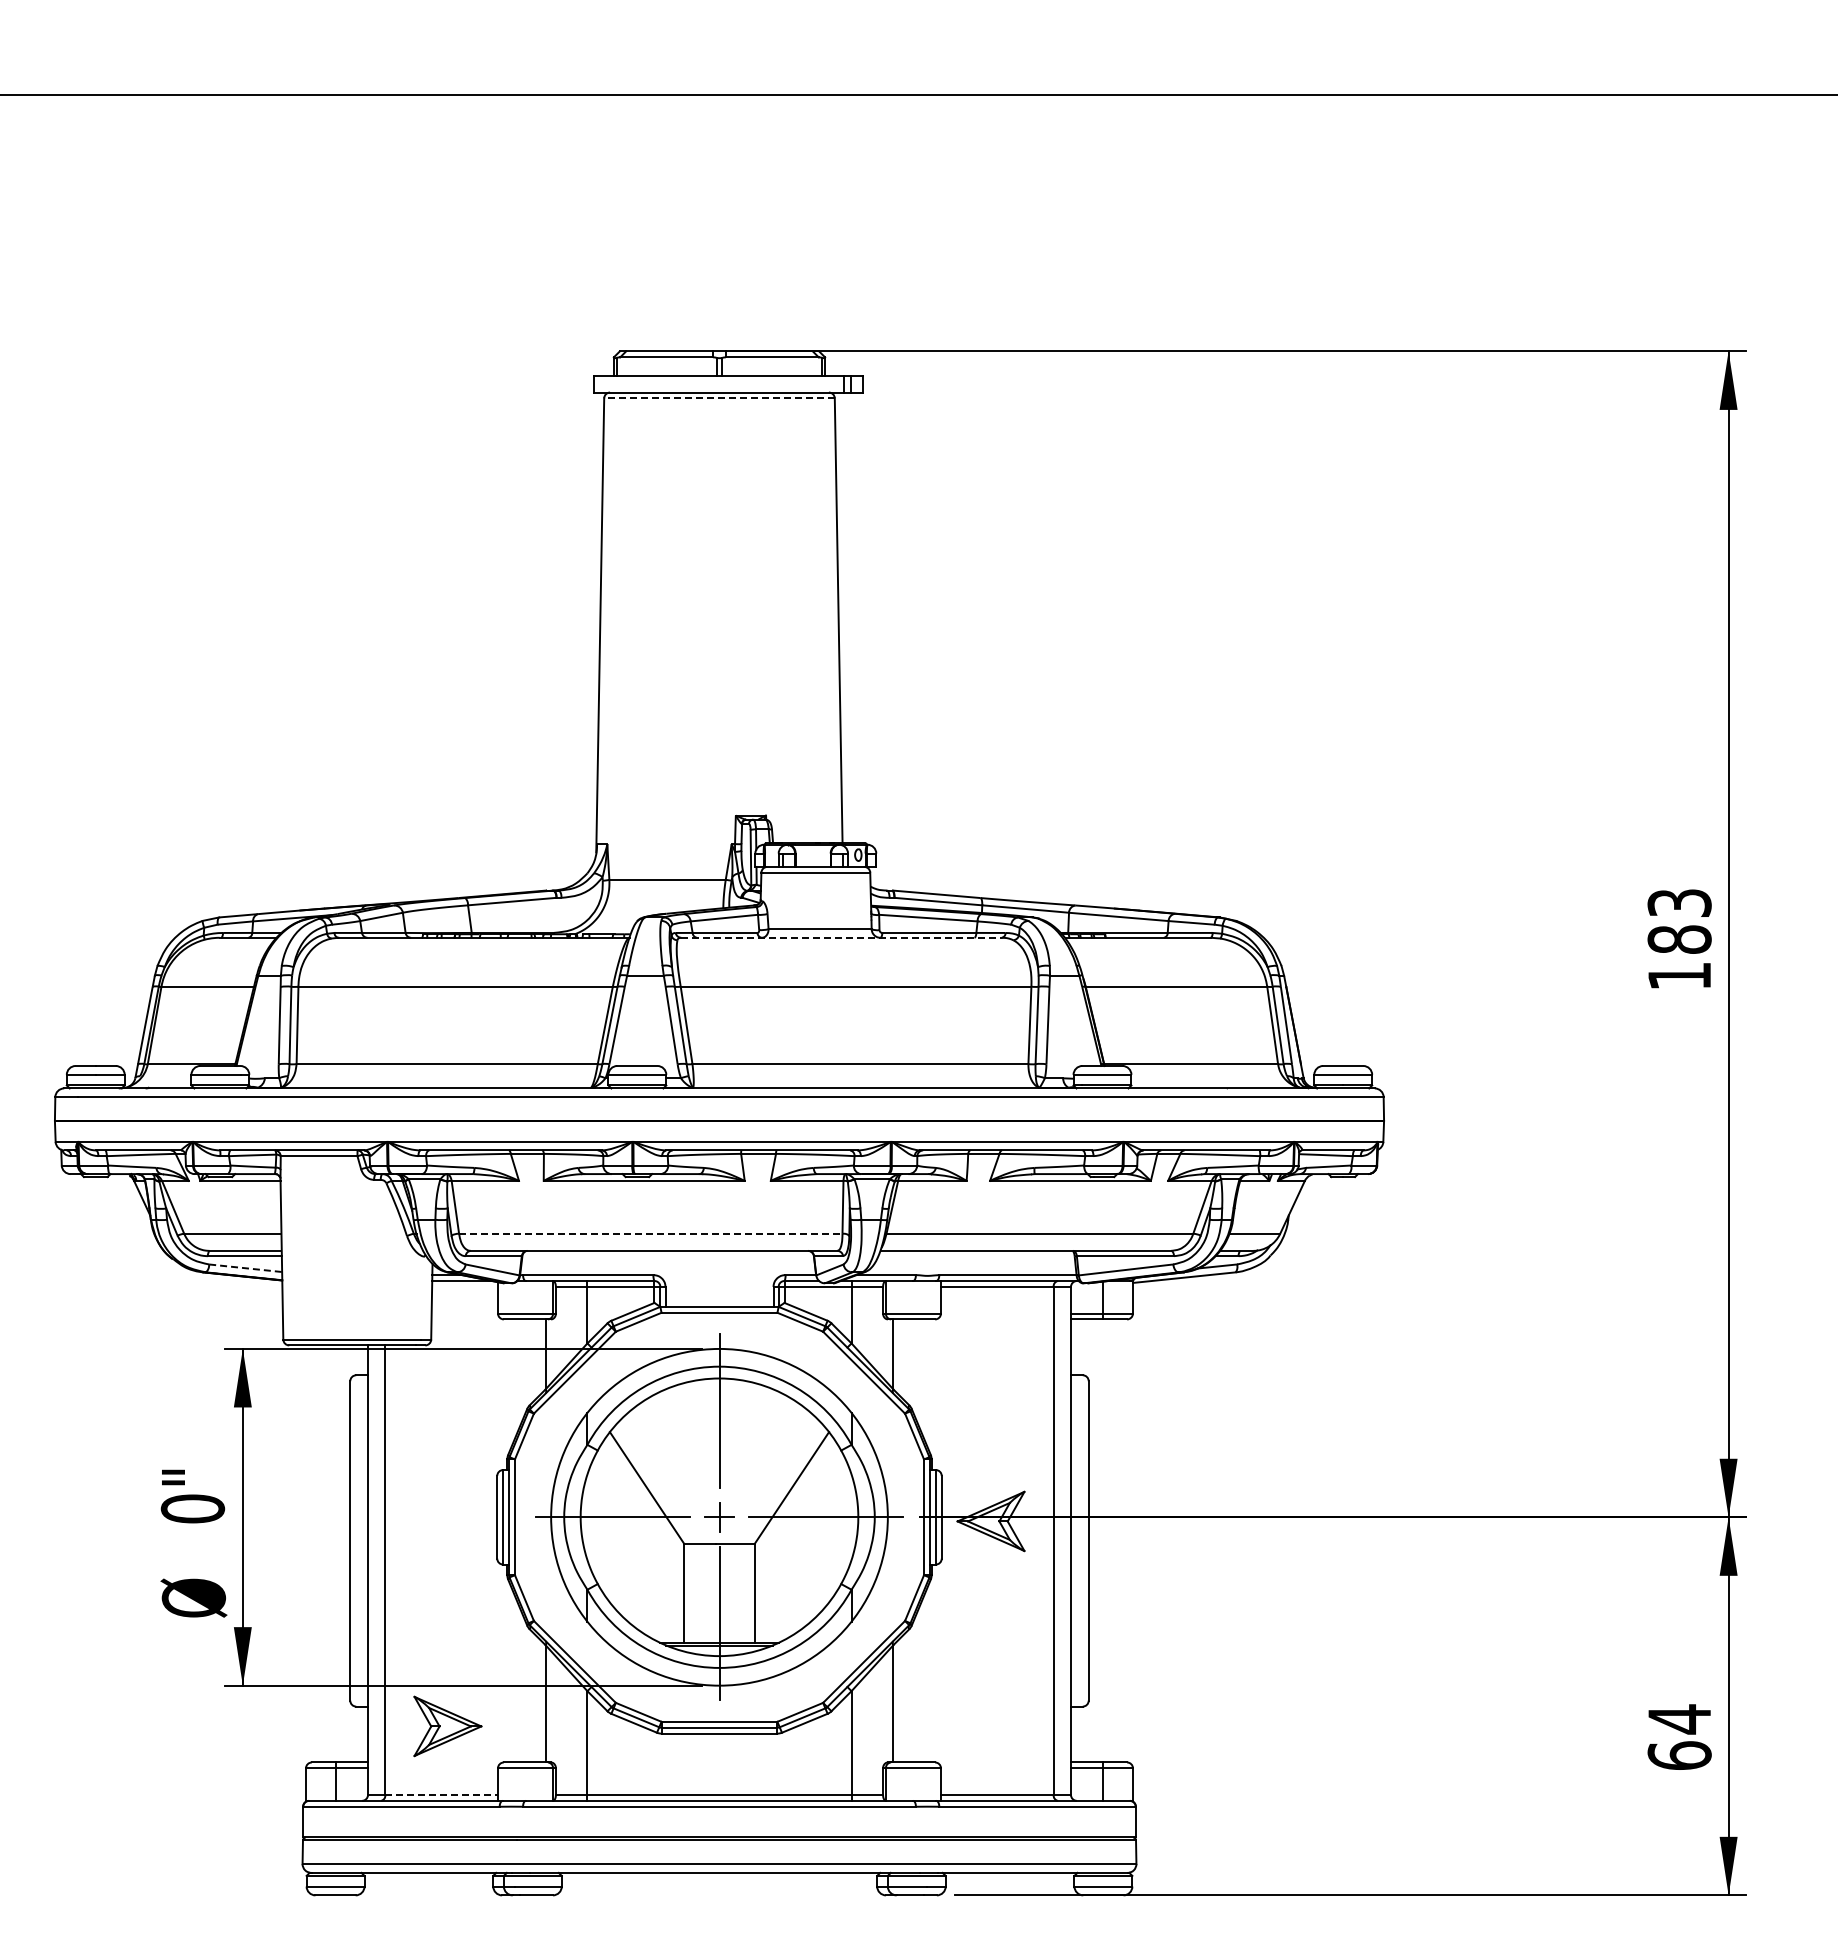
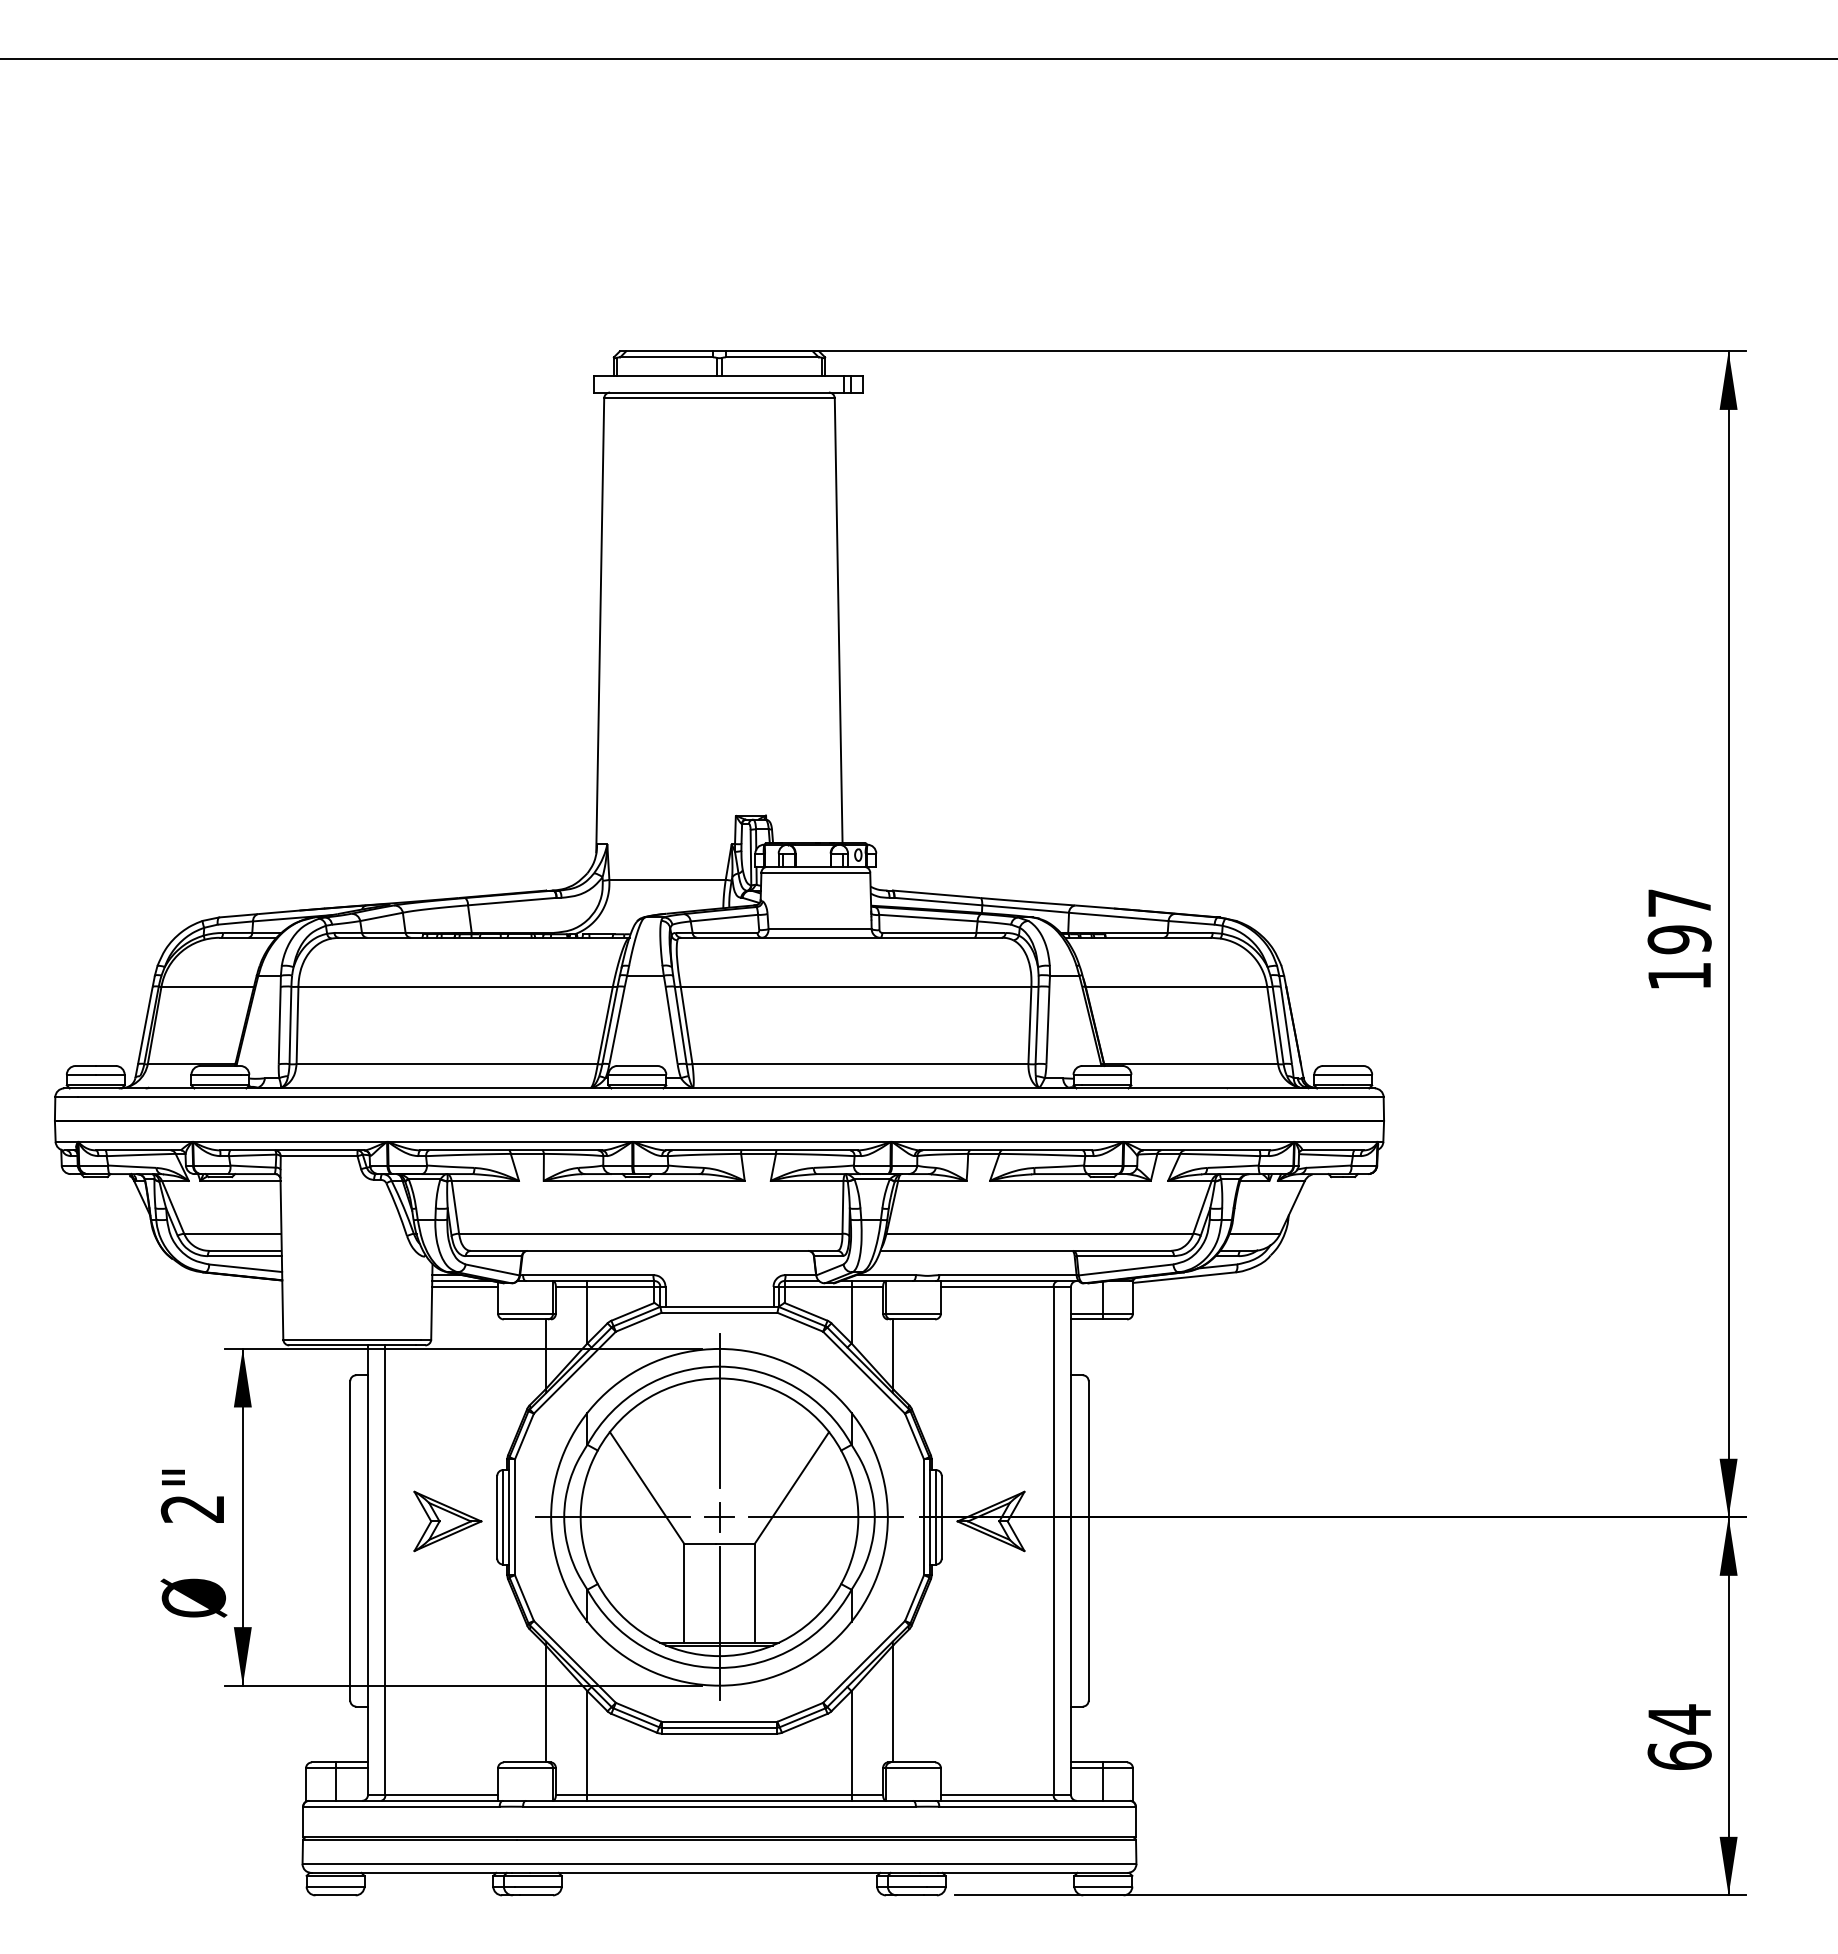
line position: (918, 94) -> (918, 58) (918, 58)
line: dashed -> solid (719, 398)
text: 183 -> 197 (1679, 921)
line: dashed -> solid (842, 937)
line: dashed -> solid (650, 1233)
line: dashed -> solid (245, 1268)
line: none -> present (464, 1286)
text: 0" -> 2" (192, 1508)
part position: (447, 1726) -> (447, 1521) (447, 1521)
line: dashed -> solid (442, 1794)
